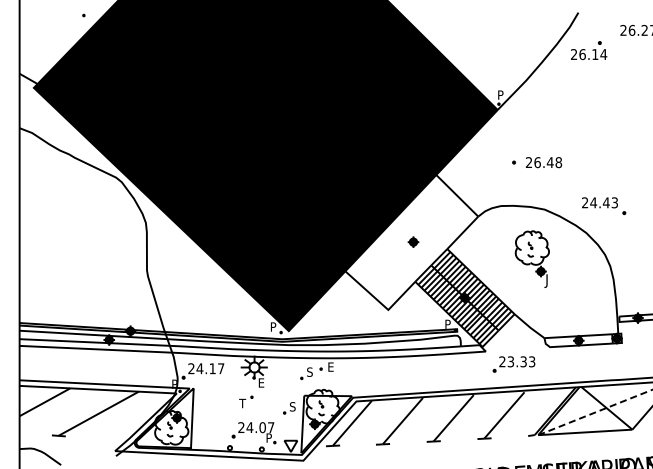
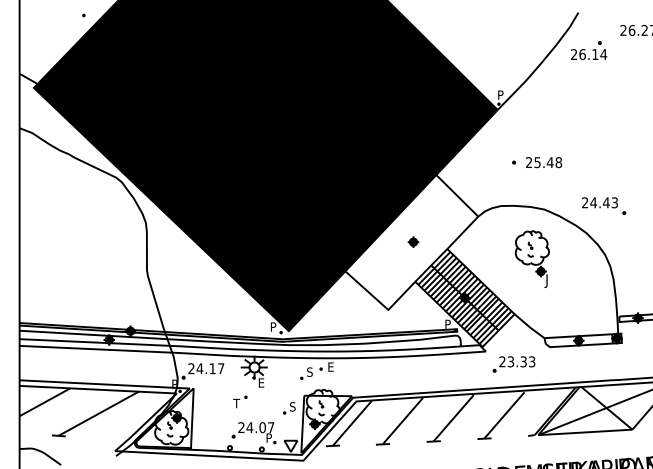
text: 26.48 -> 25.48 (537, 162)
part position: (246, 401) -> (240, 401) (240, 401)
line: dashed -> solid (595, 412)
